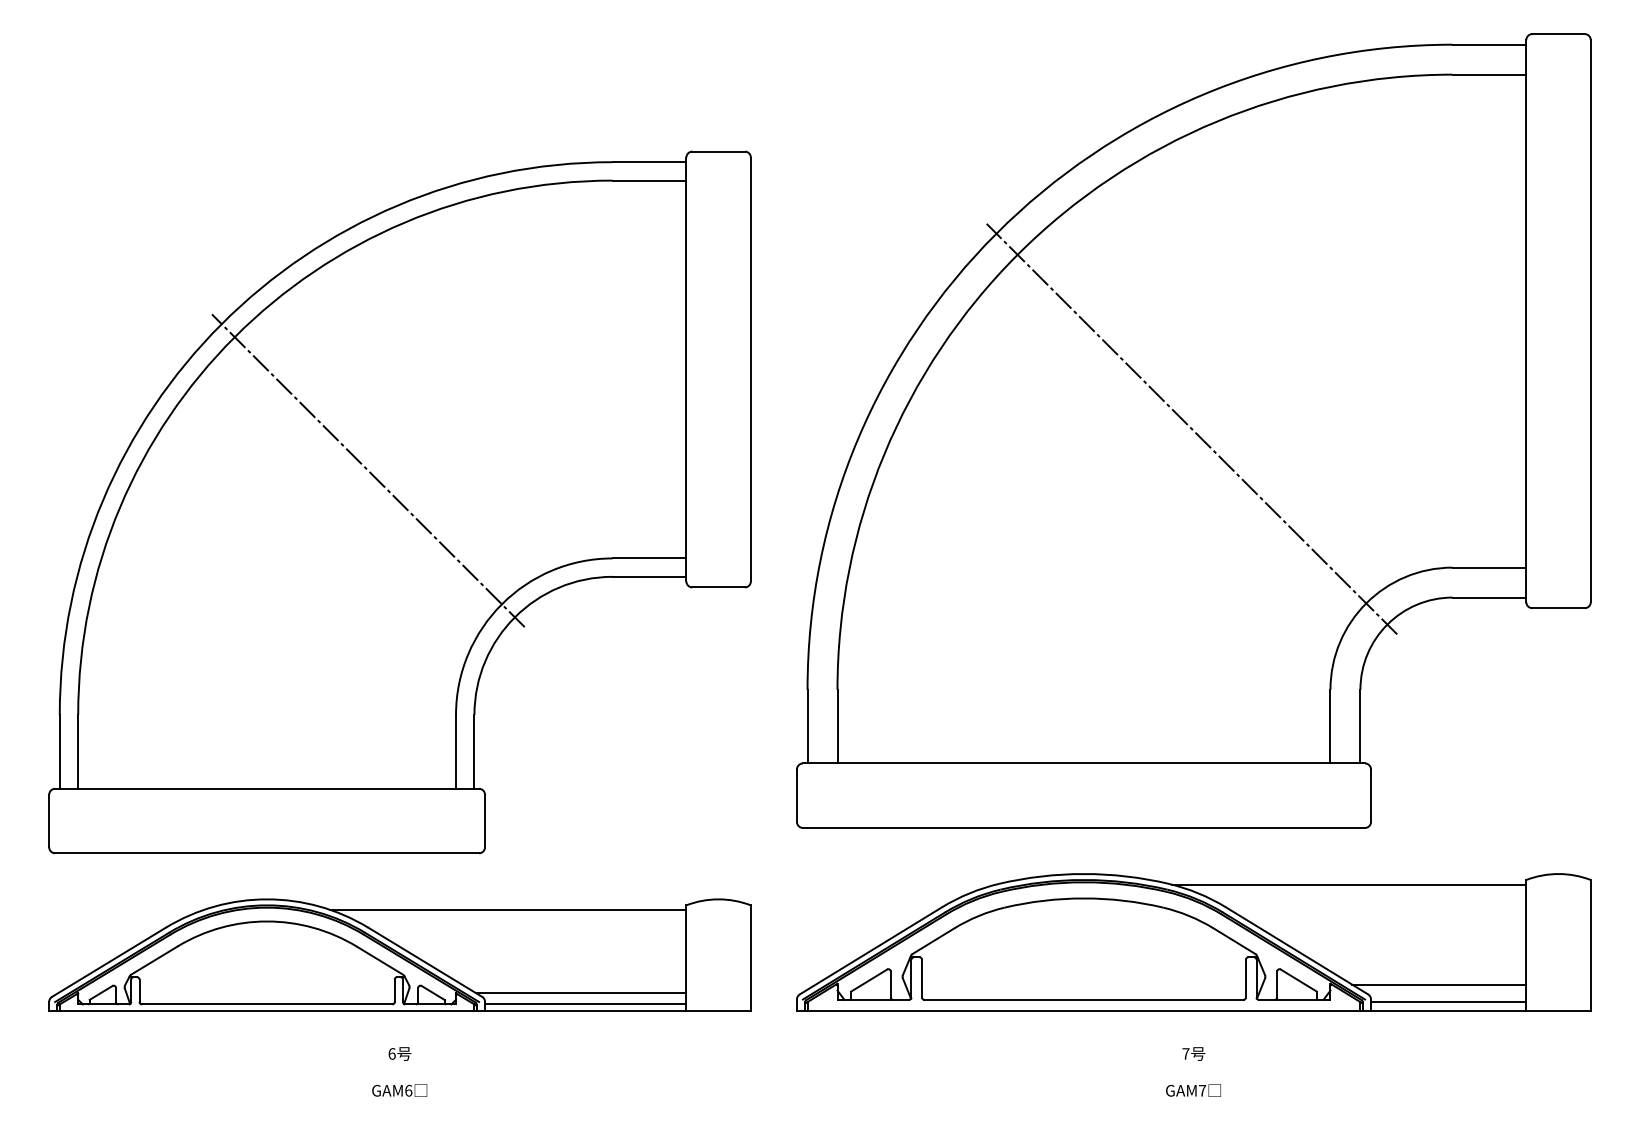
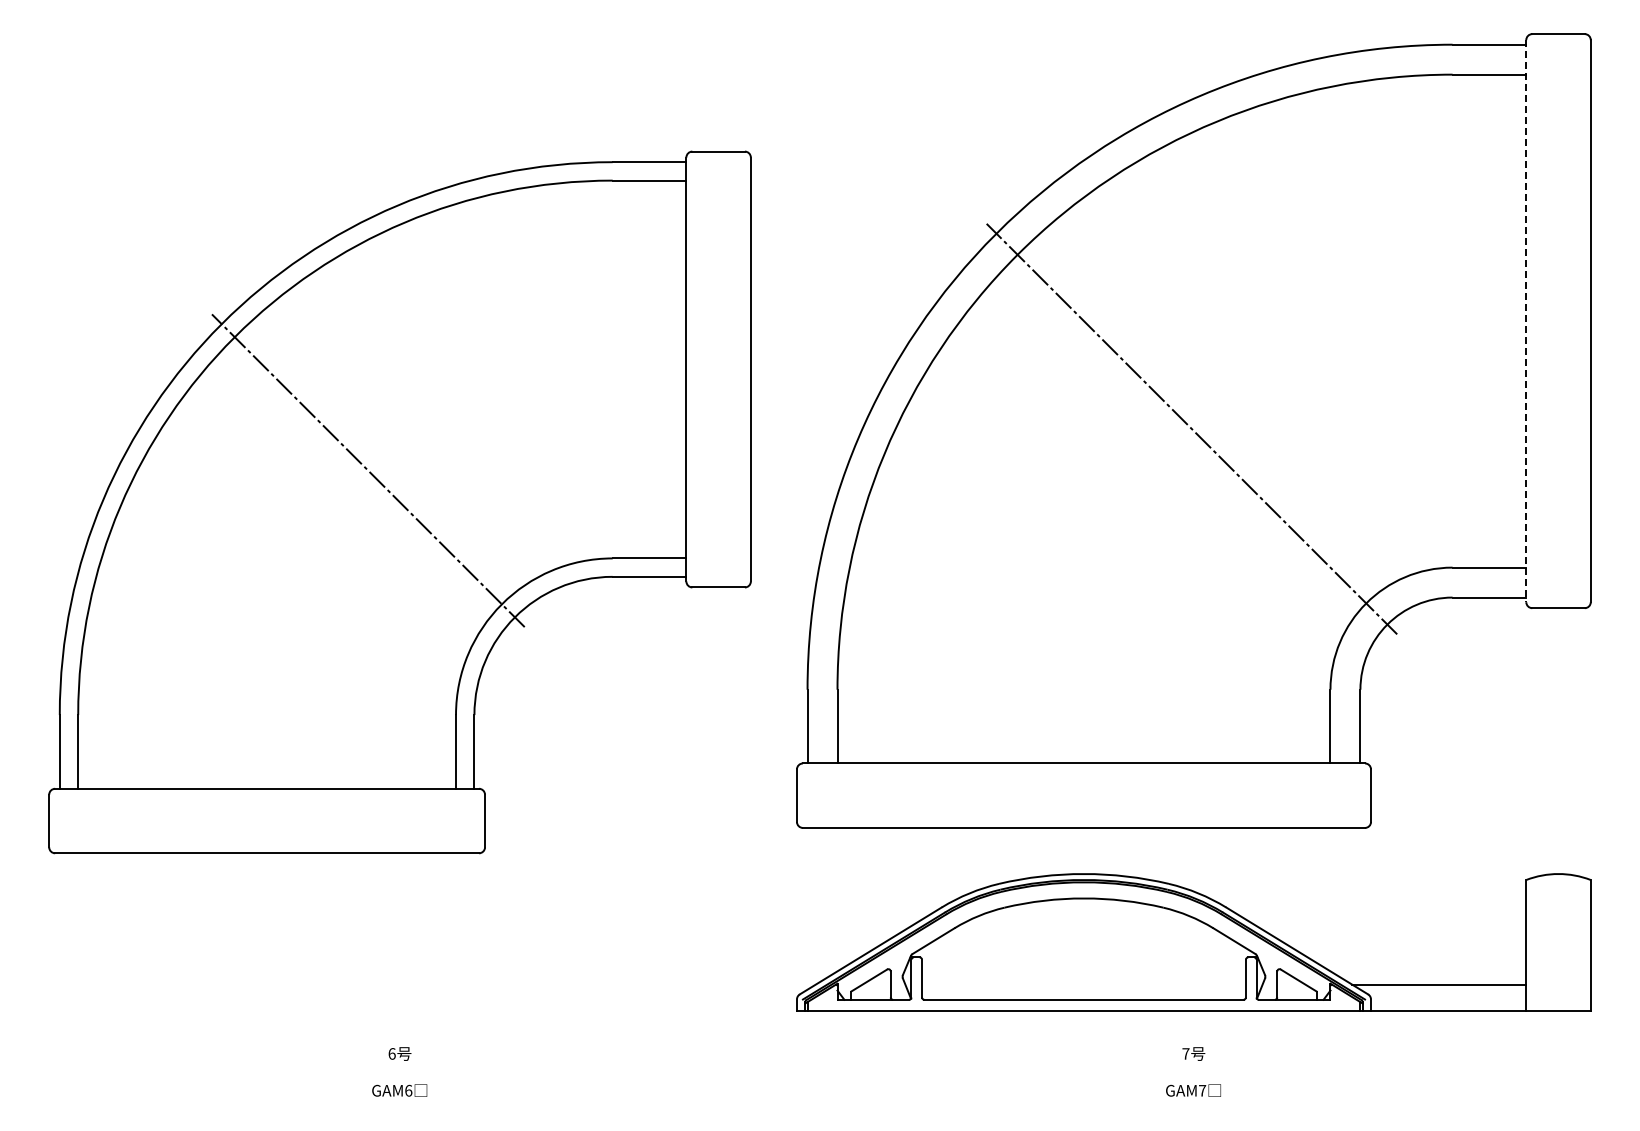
line: solid -> dashed (1526, 321)
line: present -> none (1348, 884)
part: present -> none (399, 954)
line: present -> none (1448, 1002)
